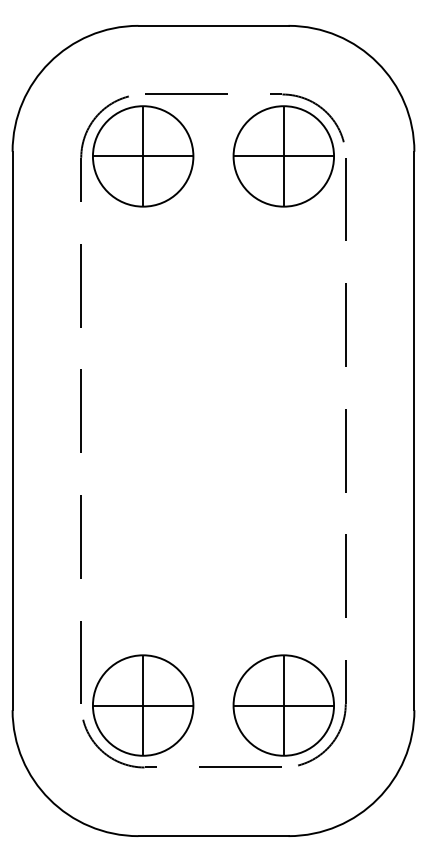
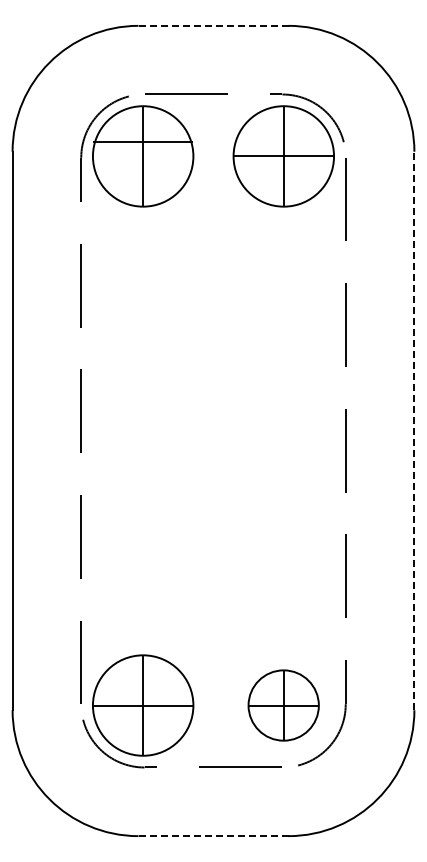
line: solid -> dashed (213, 25)
line position: (142, 156) -> (142, 142) (142, 142)
line: solid -> dashed (414, 430)
part size: 103x103 px -> 73x73 px (283, 705)
line: solid -> dashed (213, 836)
